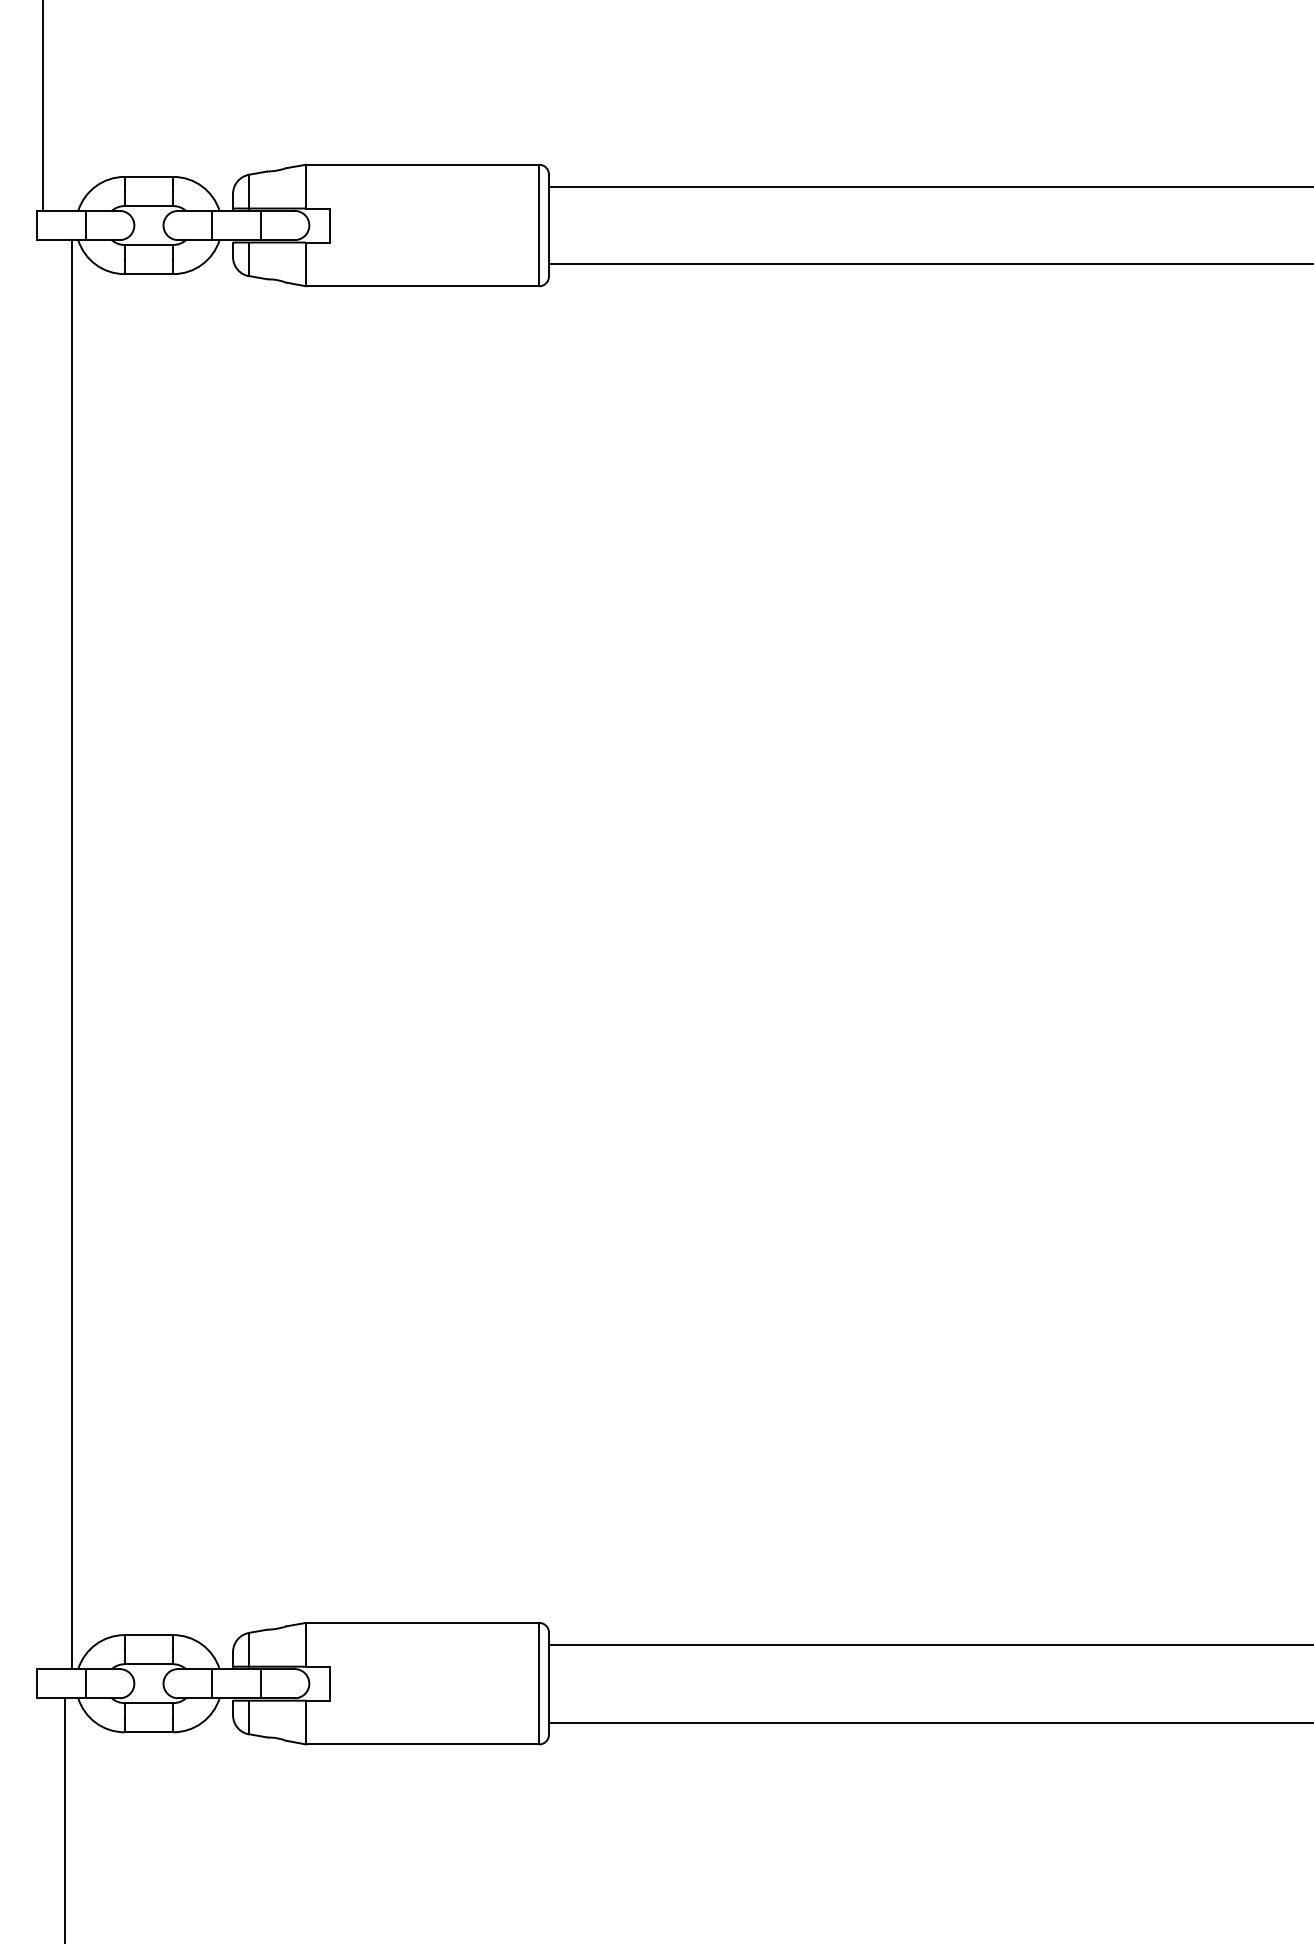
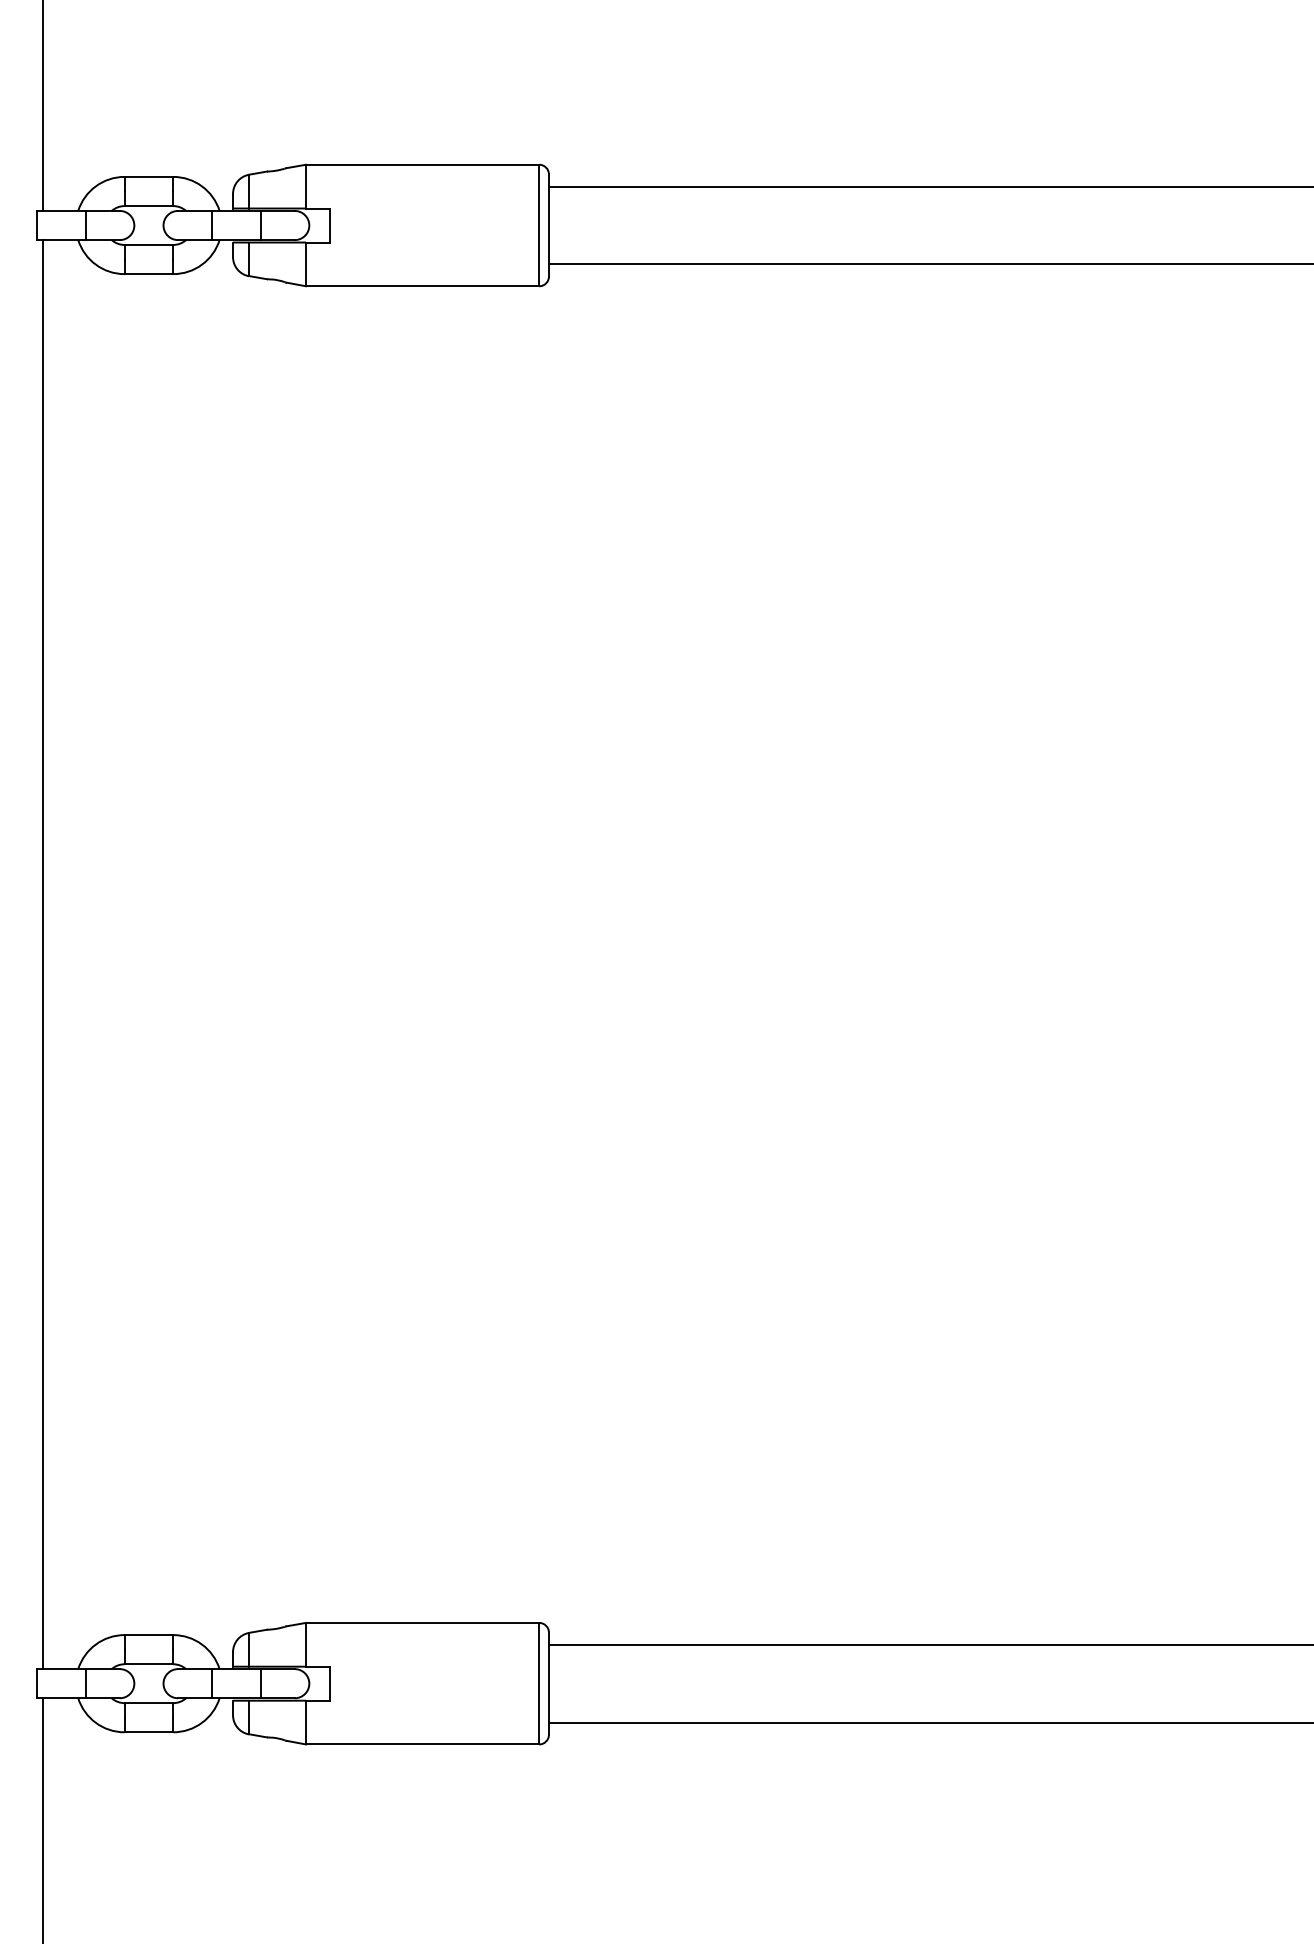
line position: (71, 954) -> (42, 954) (42, 954)
line position: (64, 1819) -> (42, 1819) (42, 1819)
